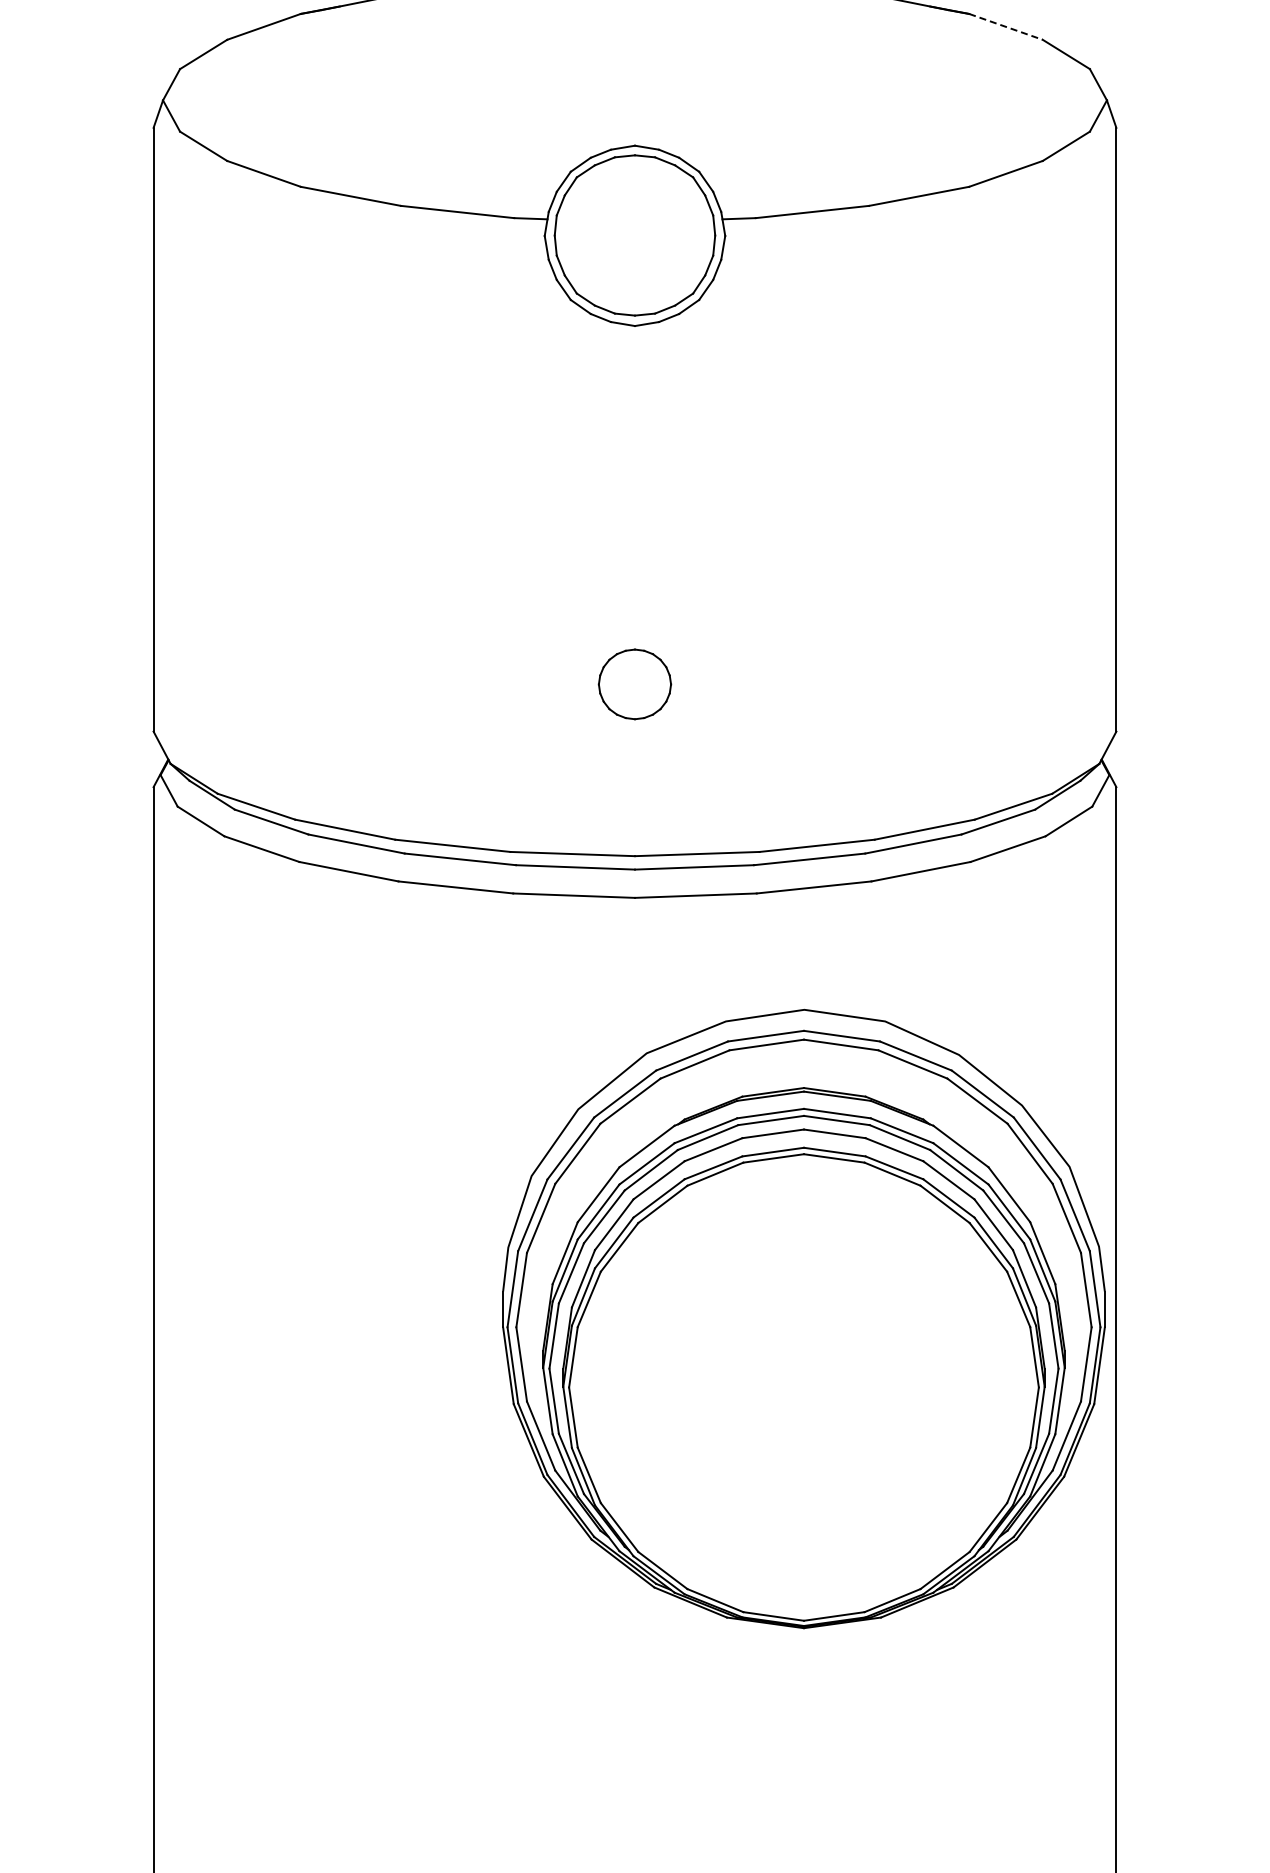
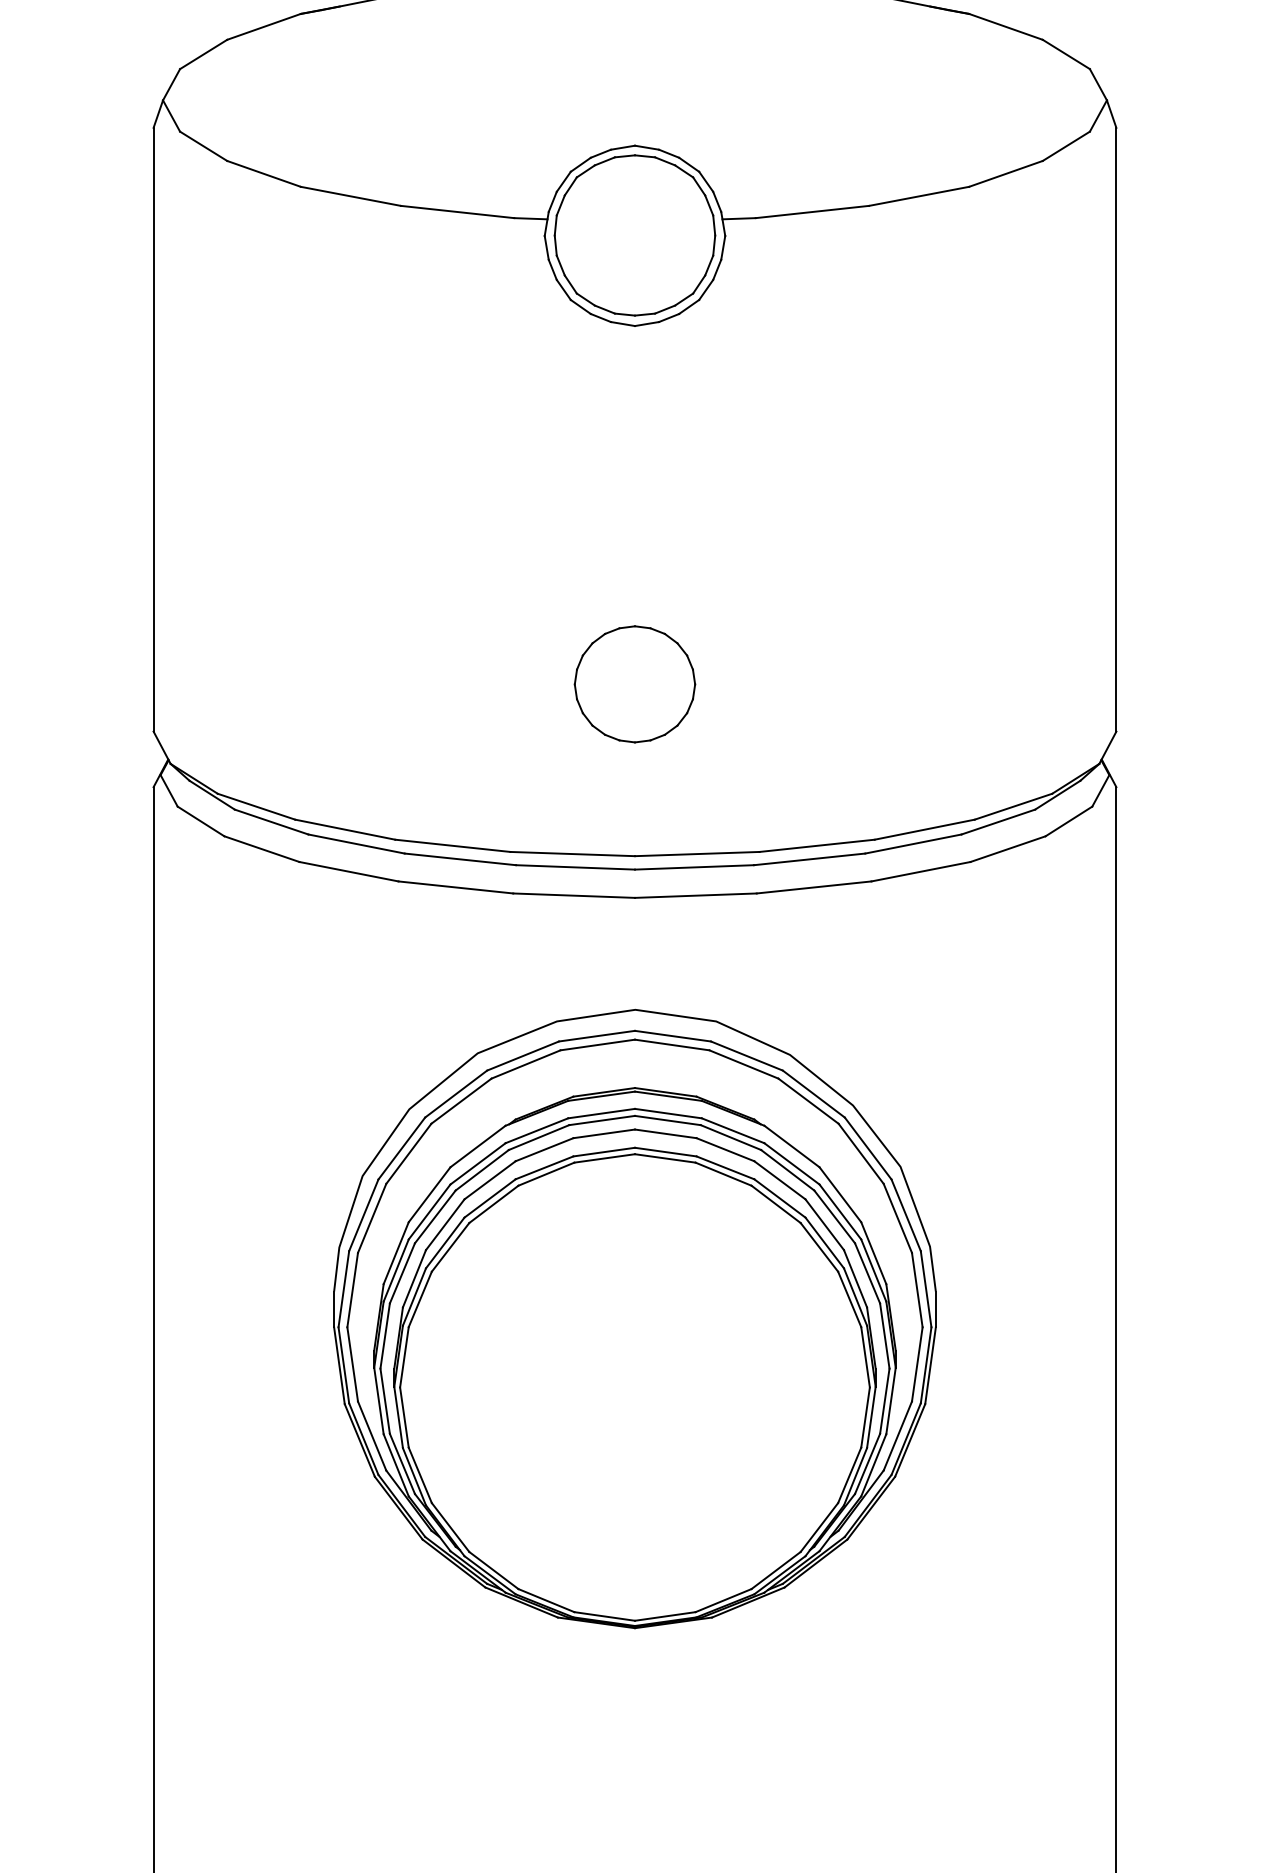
line: dashed -> solid (1006, 27)
part size: 76x73 px -> 124x119 px (634, 684)
part position: (803, 1318) -> (634, 1318) (634, 1318)
